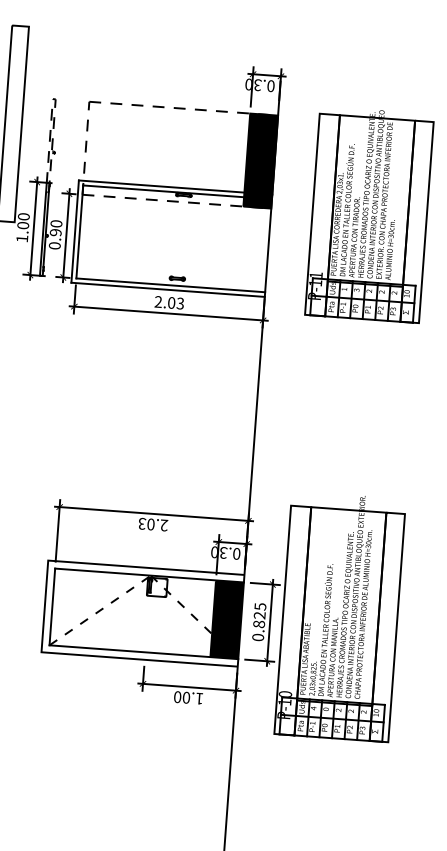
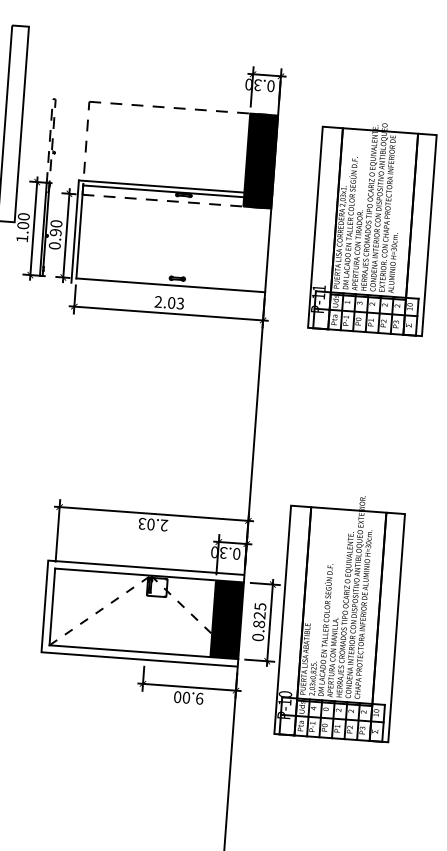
part position: (369, 216) -> (372, 229) (372, 229)
line: present -> none (167, 289)
text: 1.00 -> 9.00 (199, 698)
